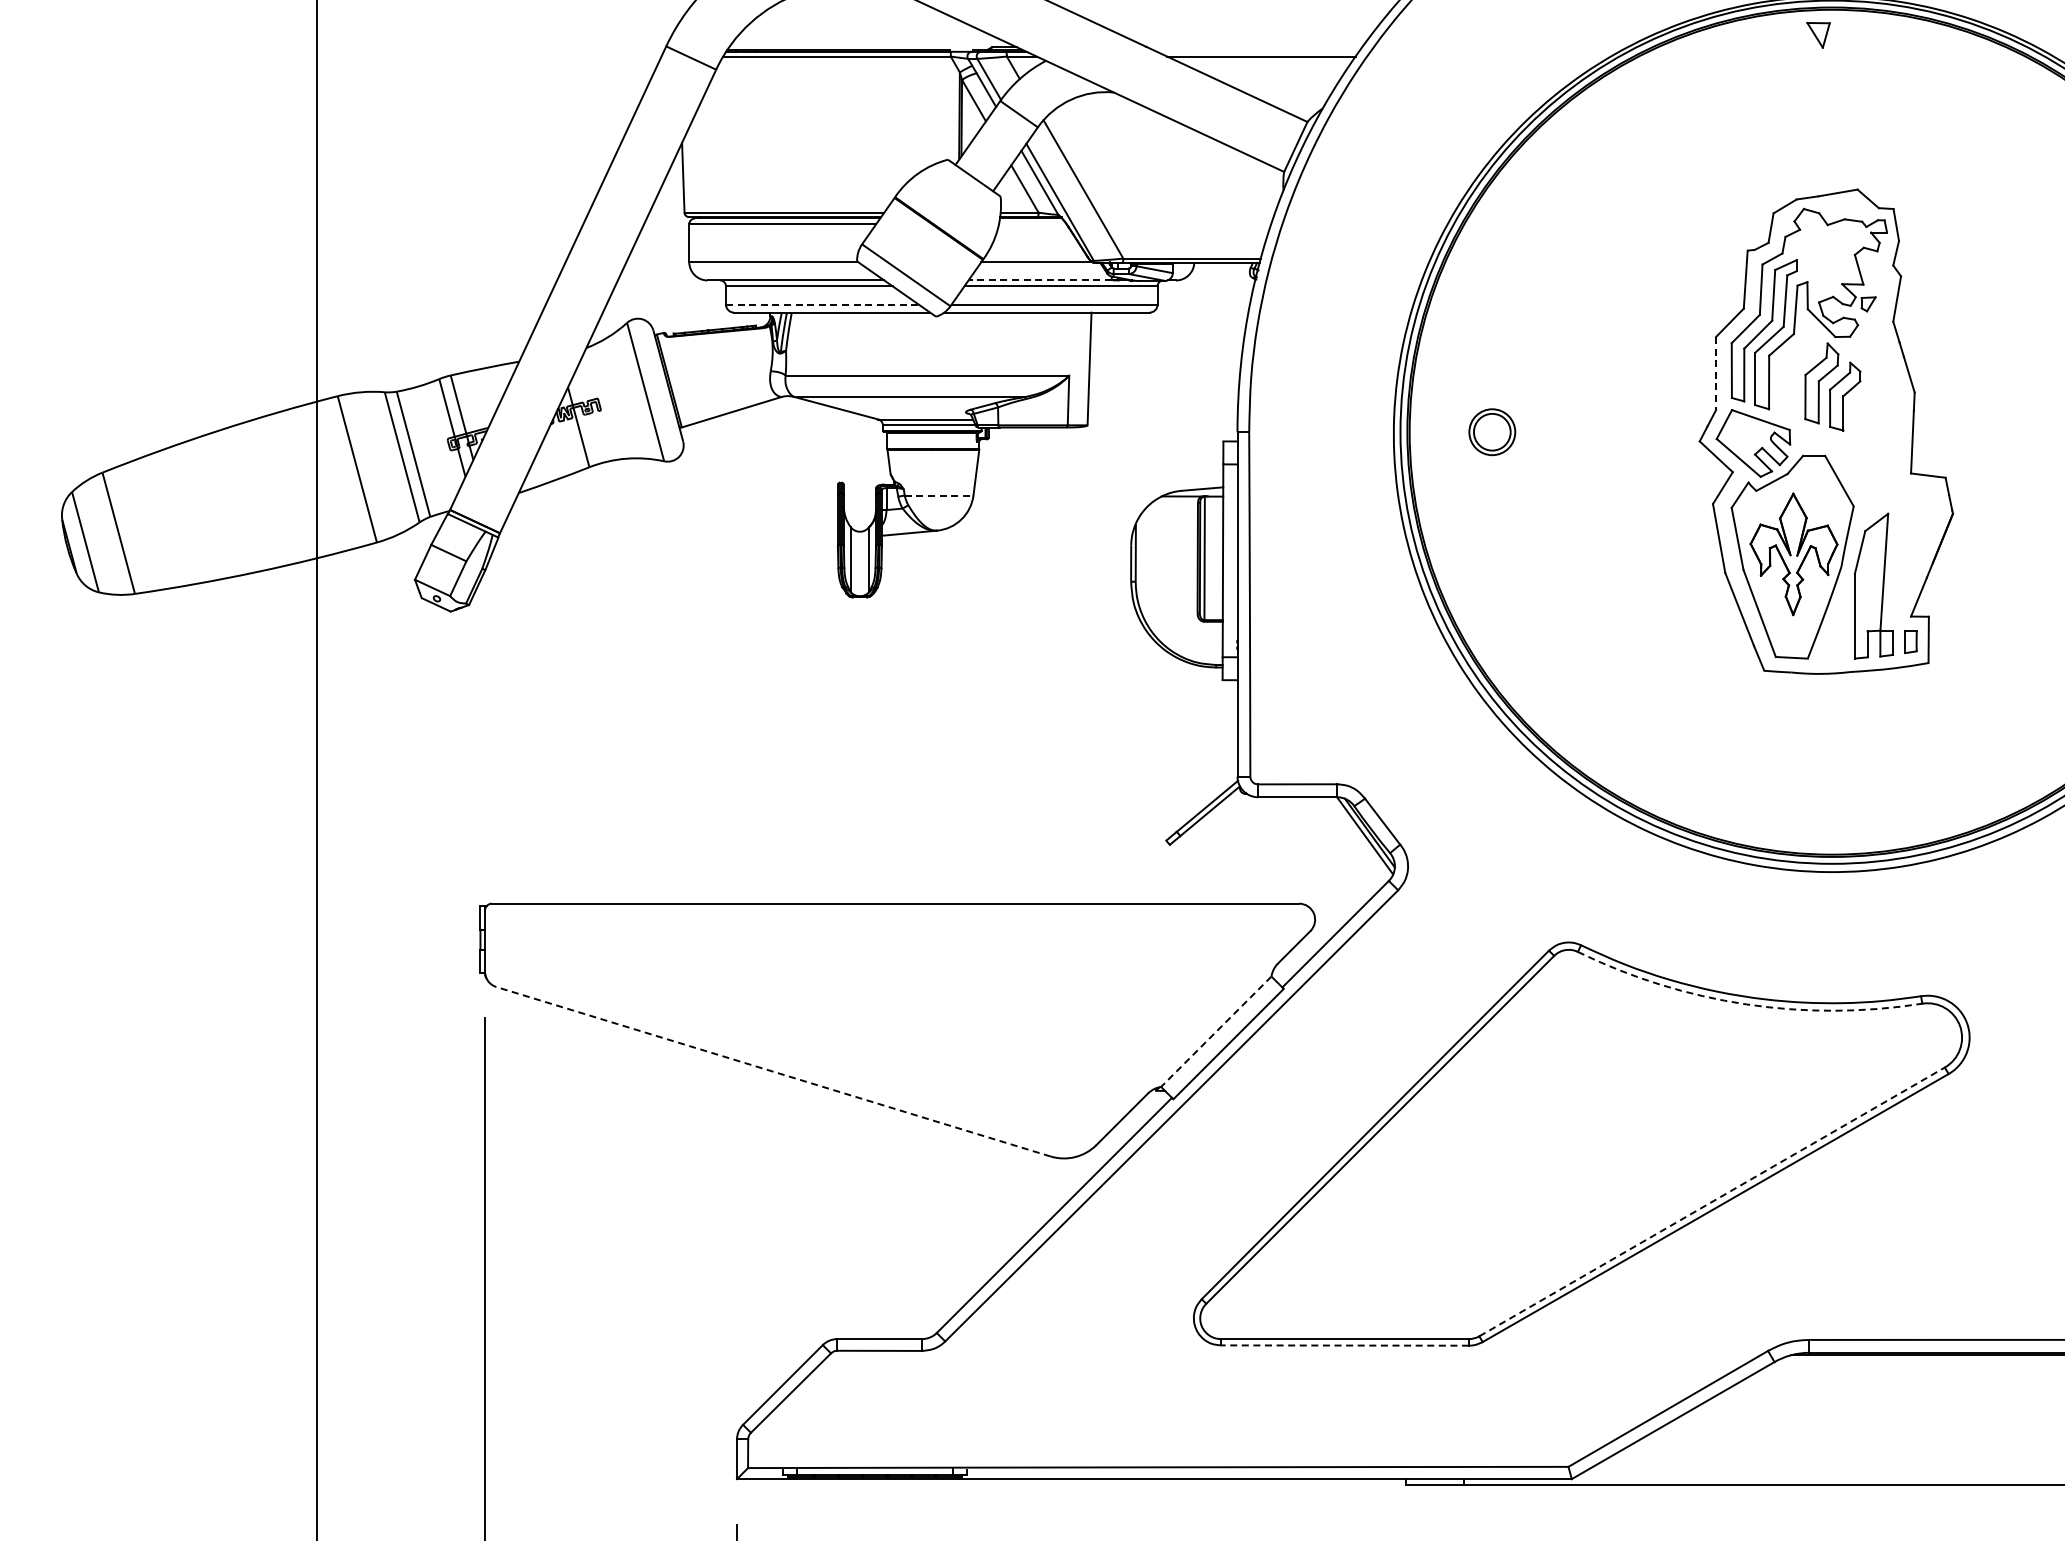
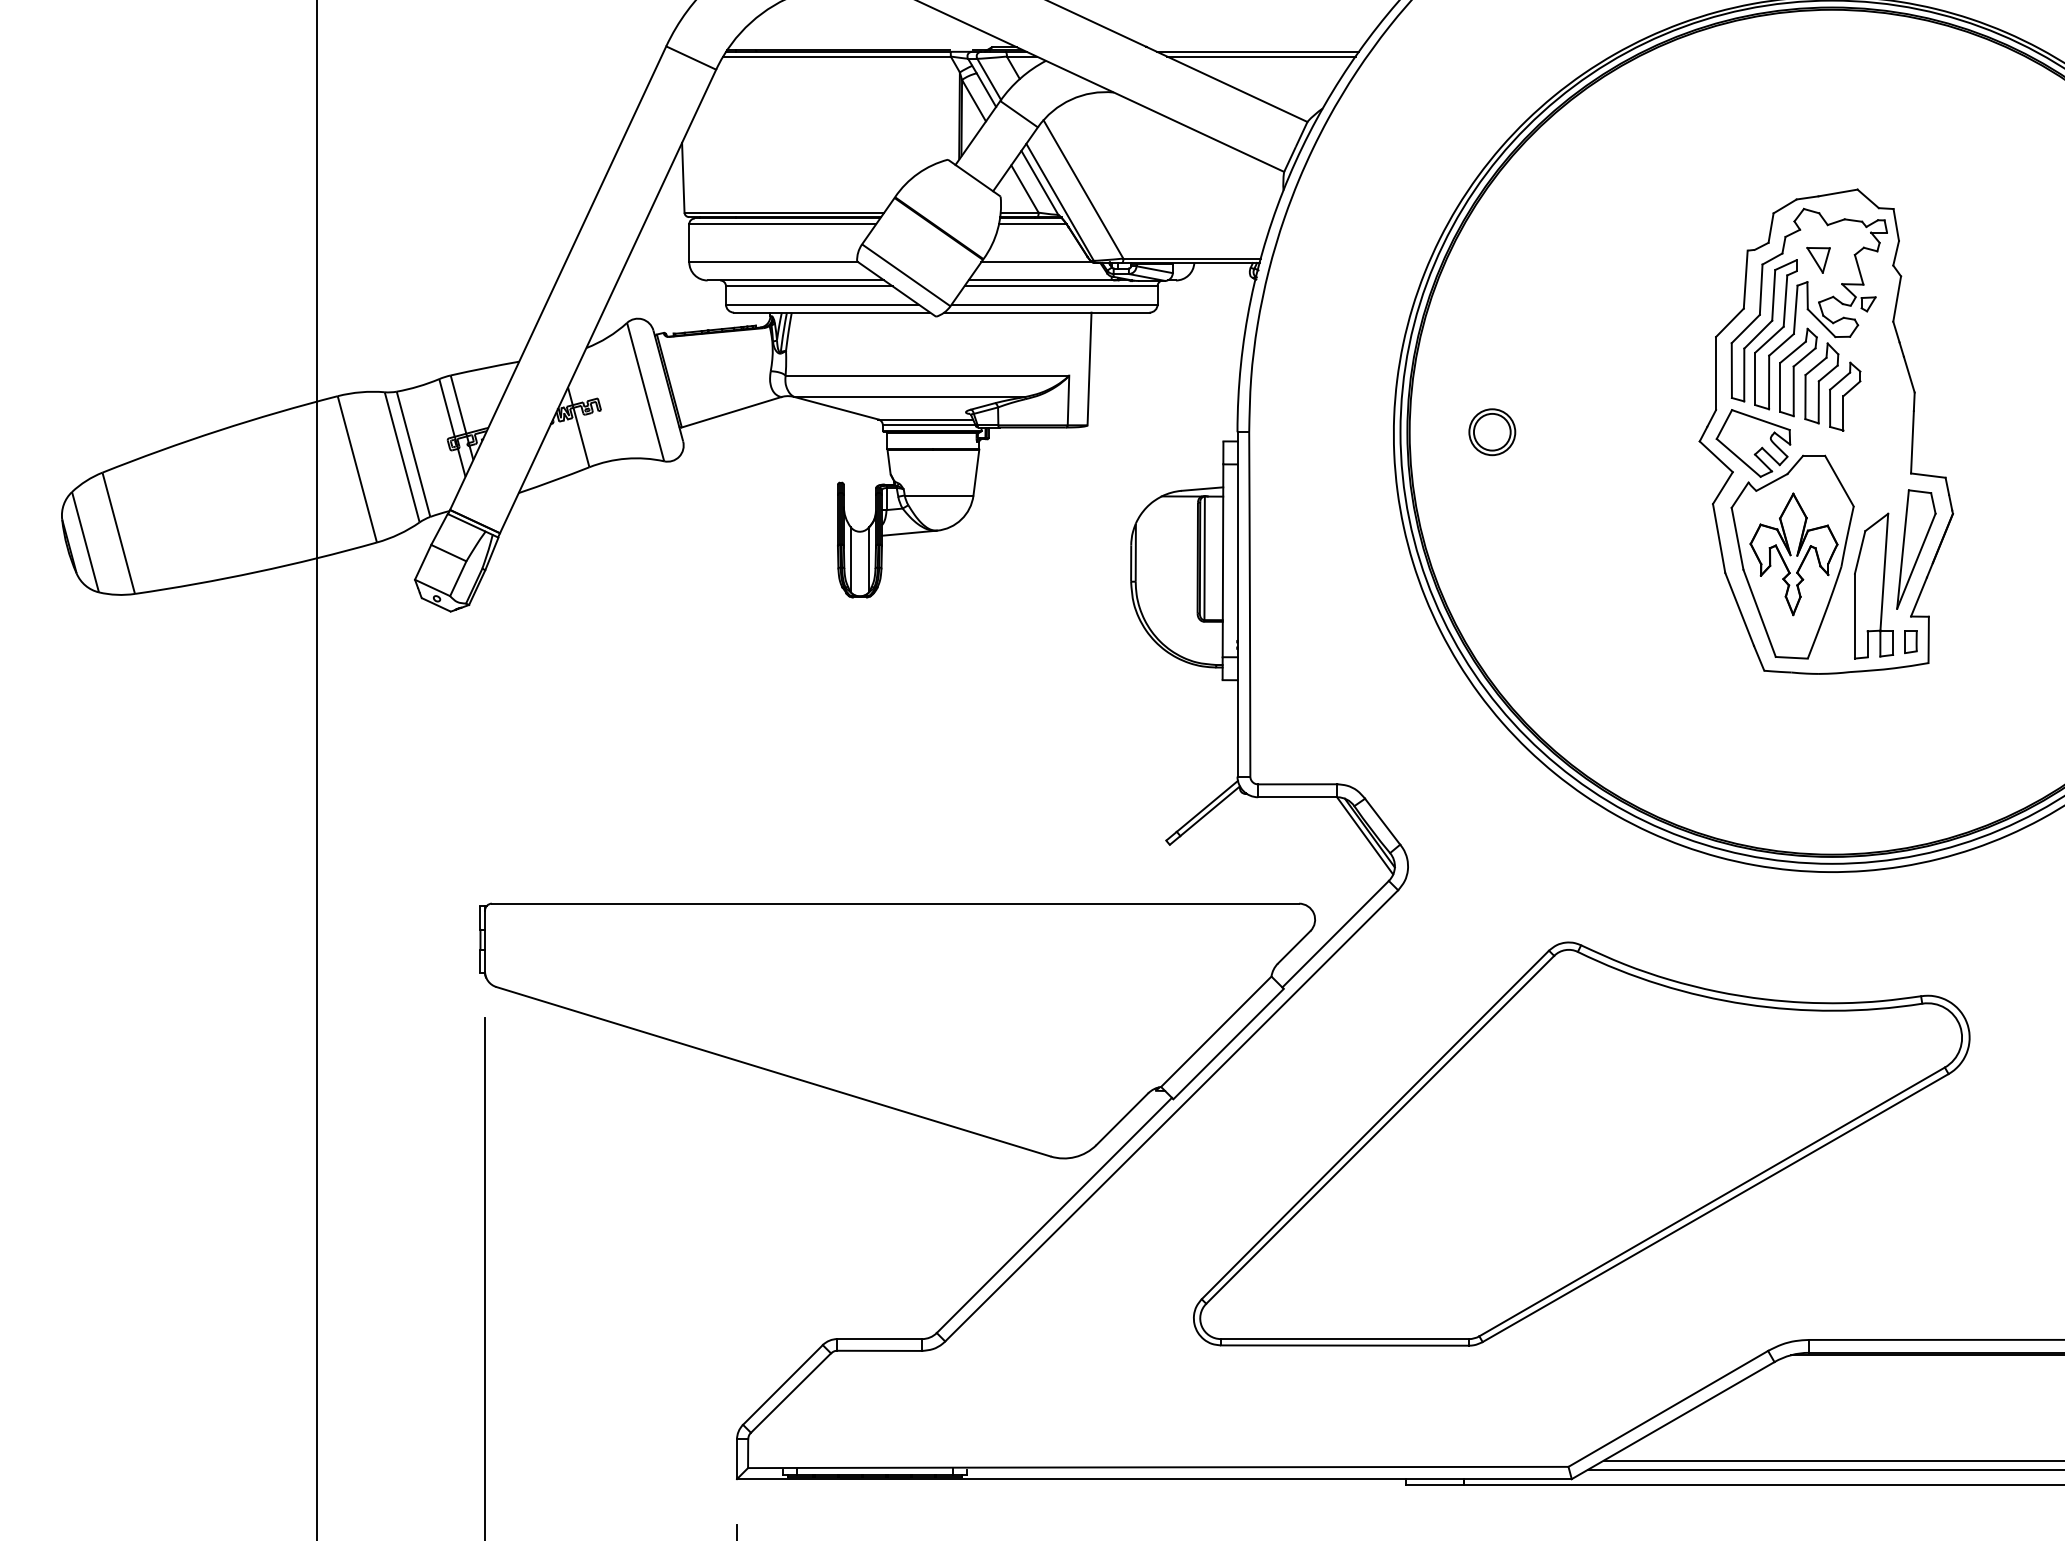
part position: (1818, 35) -> (1818, 260) (1818, 260)
line: none -> present (1257, 51)
line: none -> present (1032, 224)
line: dashed -> solid (1040, 280)
line: dashed -> solid (822, 304)
part: none -> present (1798, 372)
line: dashed -> solid (1716, 373)
line: dashed -> solid (939, 495)
part: none -> present (1916, 549)
arc: dashed -> solid (1746, 1004)
line: dashed -> solid (1215, 1032)
line: dashed -> solid (773, 1071)
line: dashed -> solid (1712, 1201)
line: dashed -> solid (1344, 1345)
line: none -> present (1832, 1460)
line: none -> present (1824, 1469)
